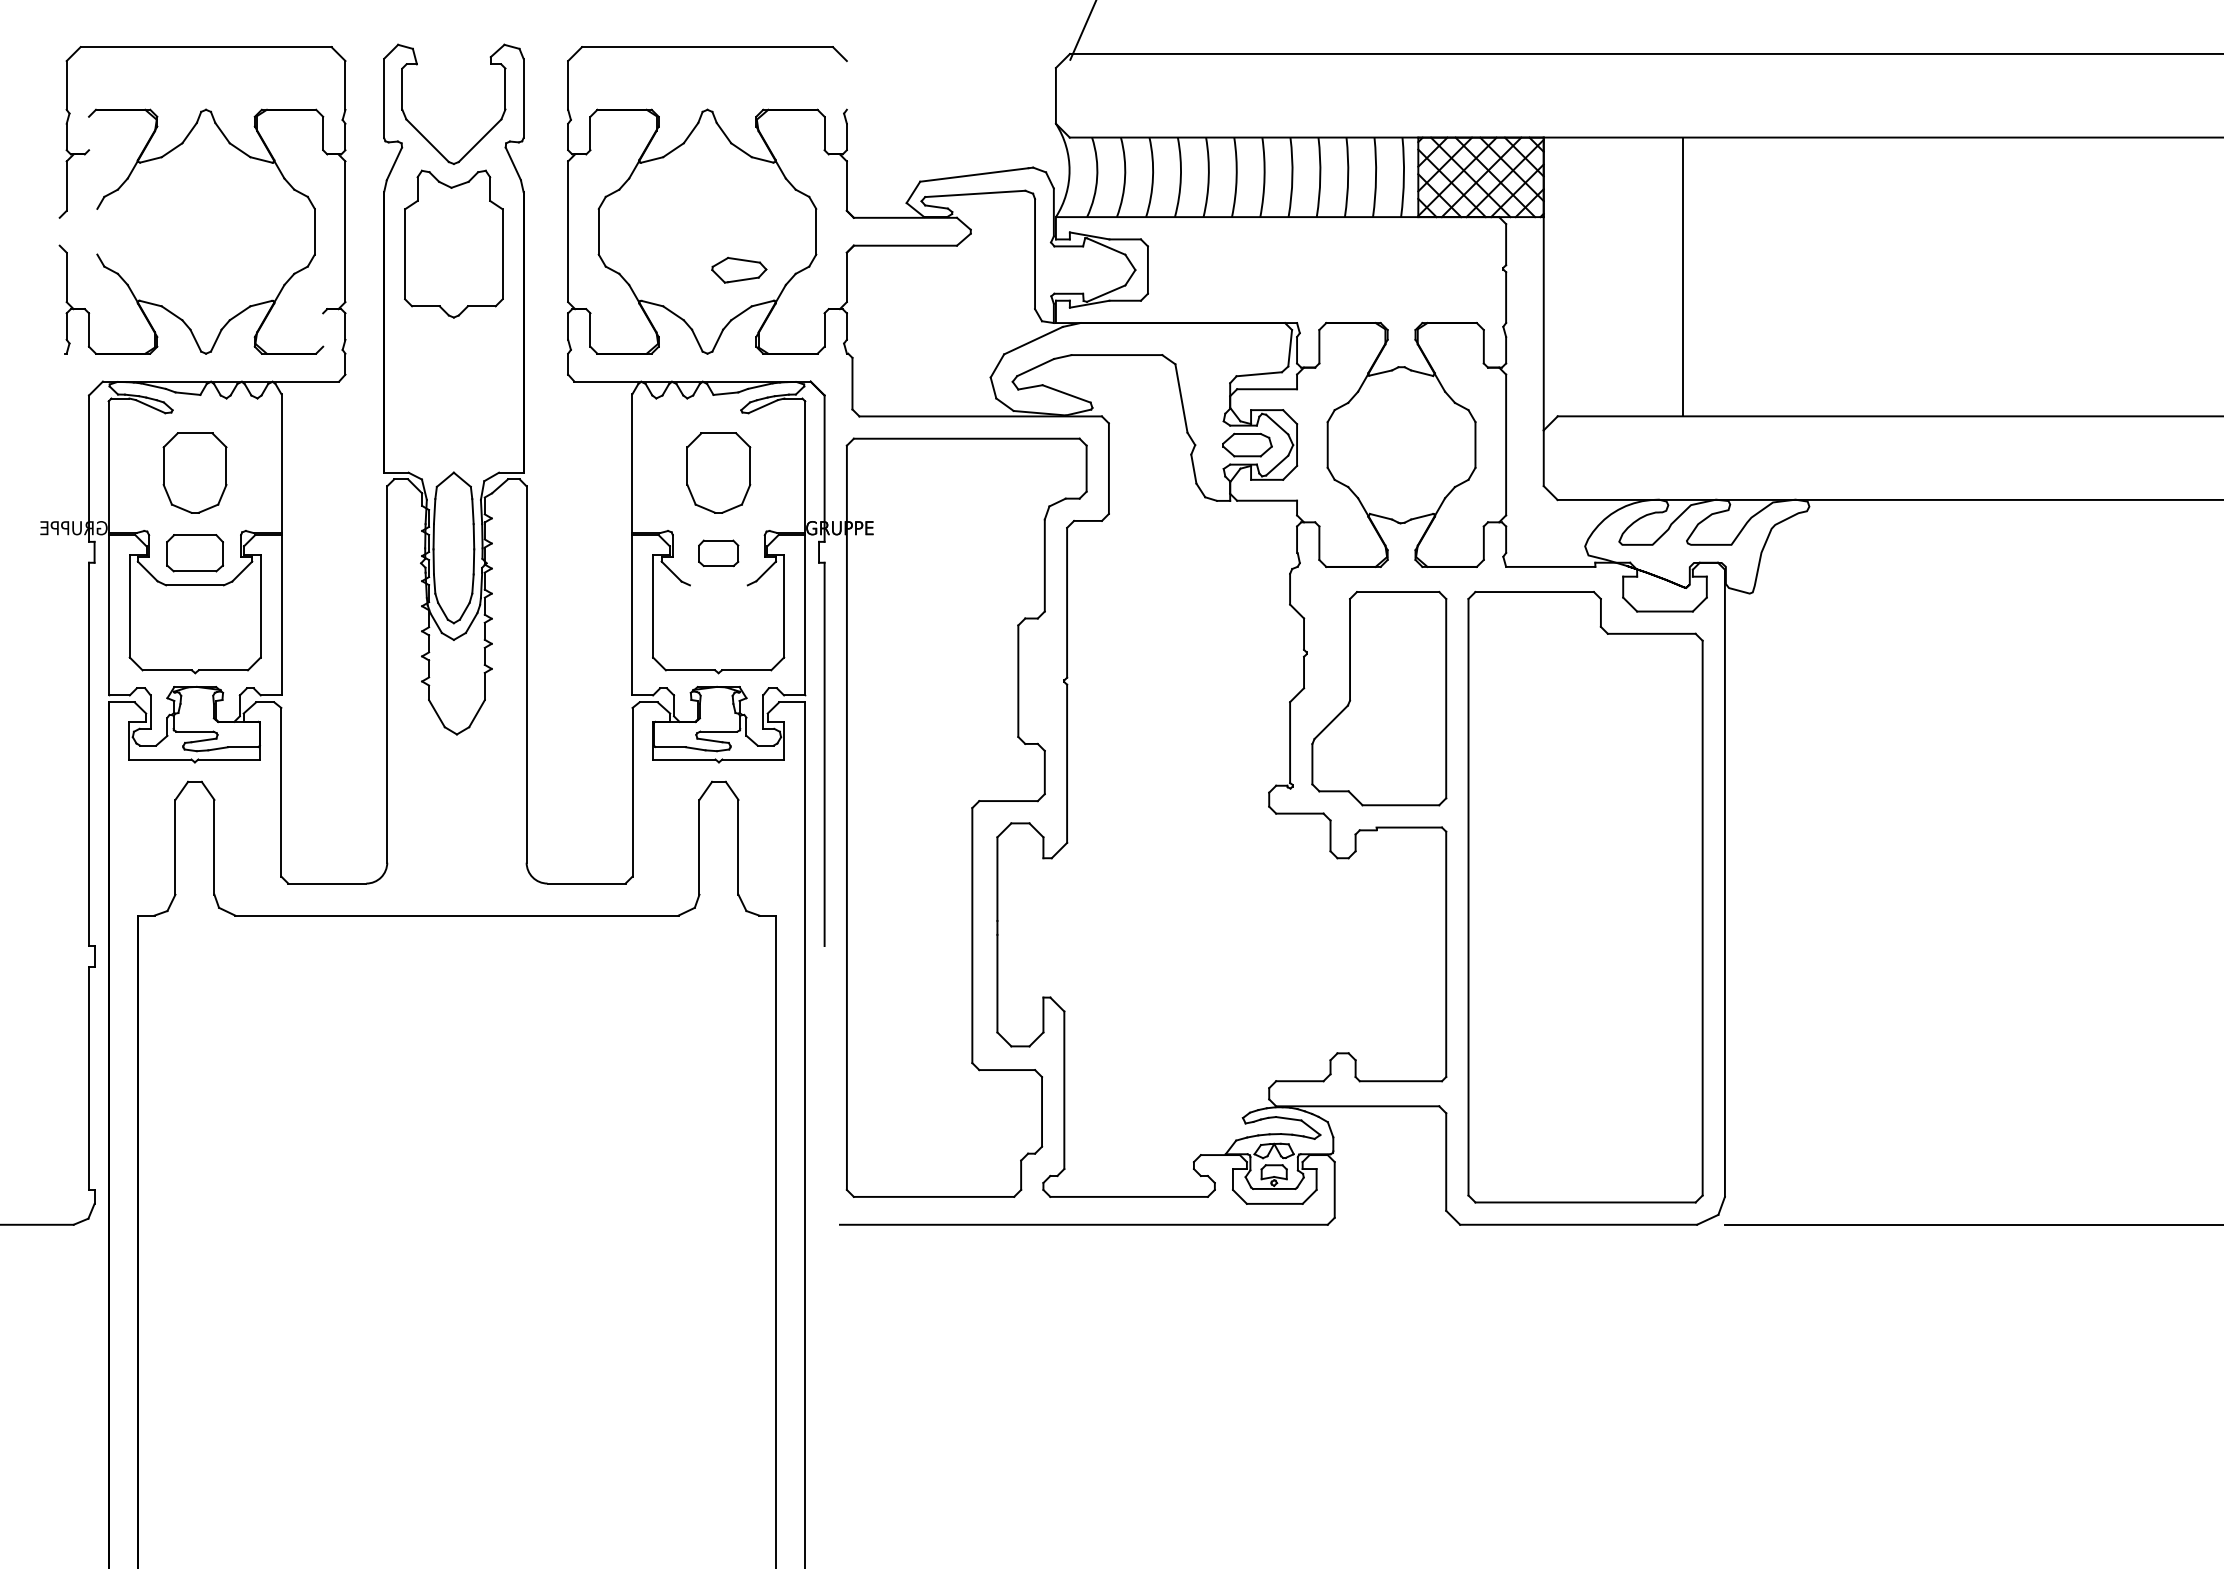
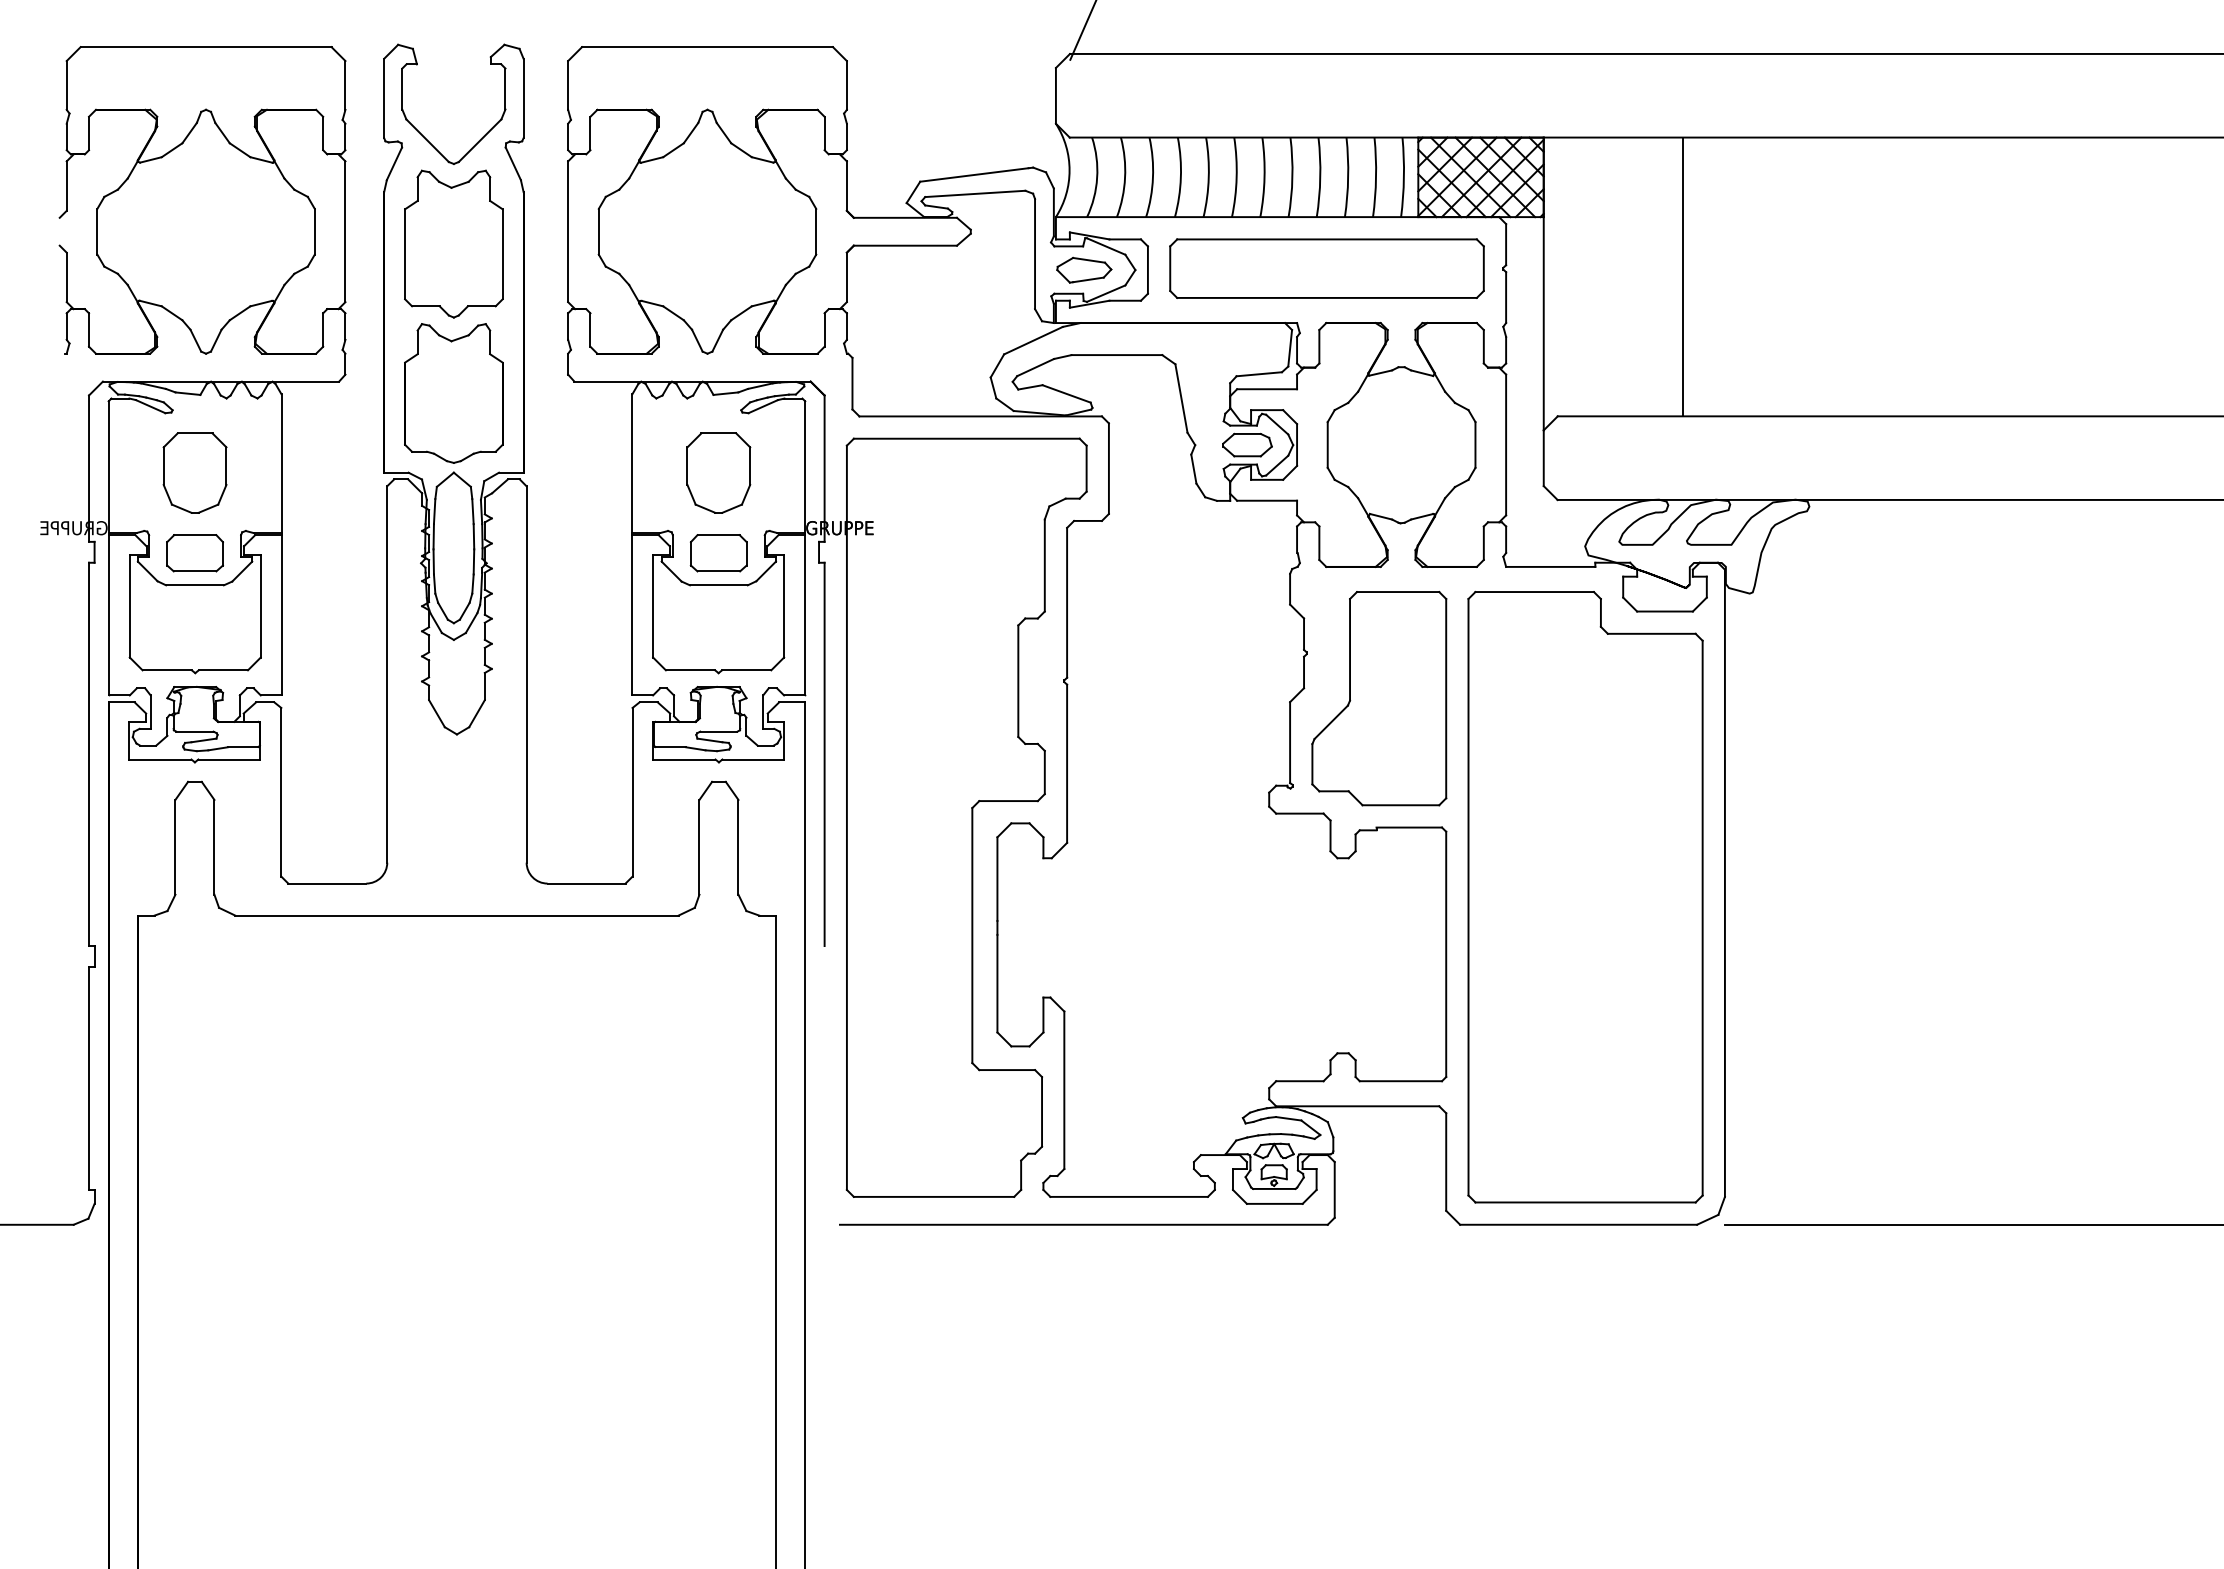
line: none -> present (846, 85)
line: none -> present (89, 133)
line: none -> present (97, 231)
part: none -> present (1326, 268)
part position: (739, 269) -> (1084, 269) (1084, 269)
line: none -> present (323, 329)
part: none -> present (453, 393)
part size: 42x29 px -> 59x39 px (718, 553)
line: none -> present (718, 585)
